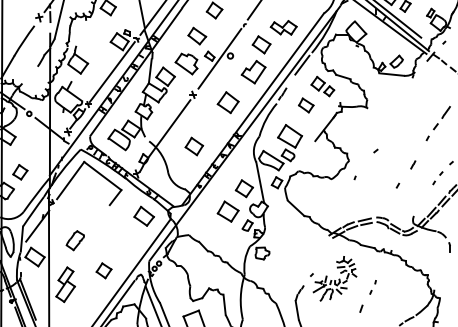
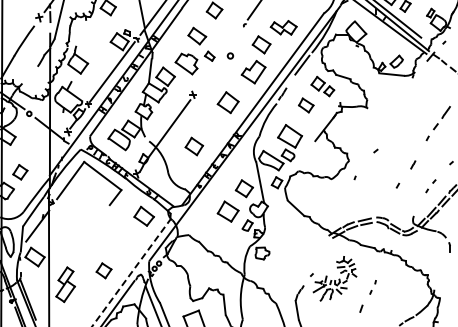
line: present -> none (219, 58)
part position: (437, 178) -> (430, 186) (430, 186)
part: present -> none (74, 240)
line: solid -> dashed (131, 272)
